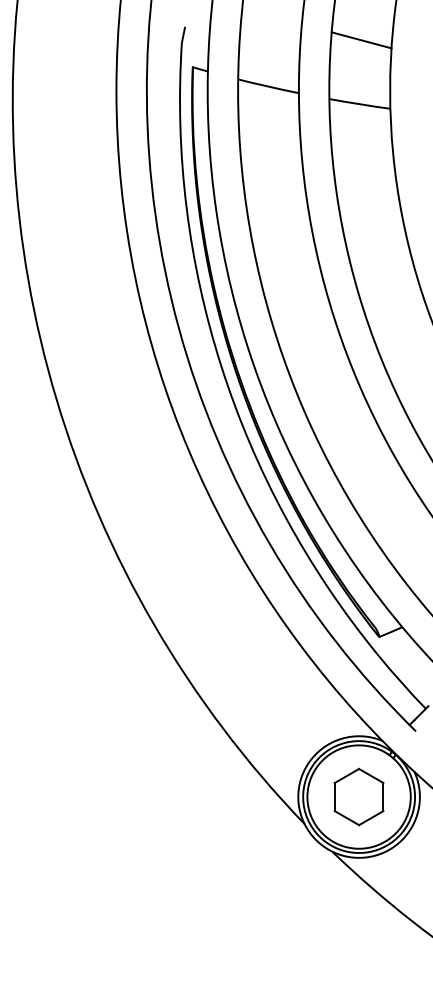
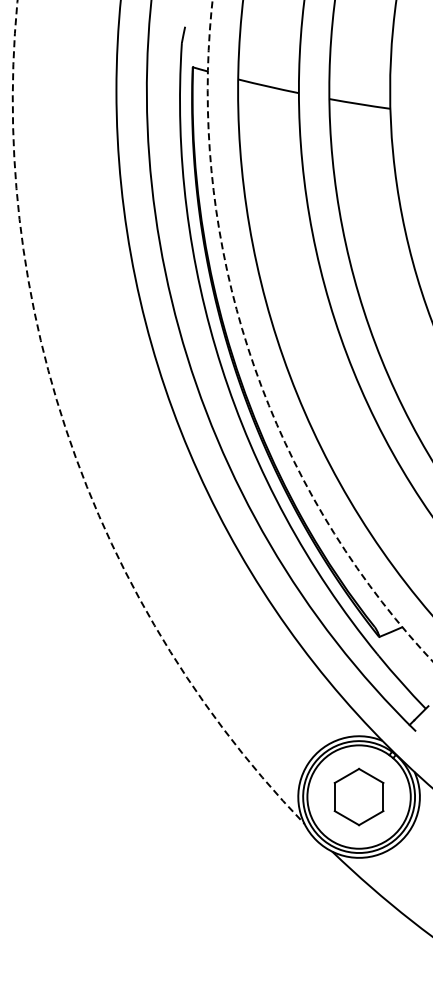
line: present -> none (361, 40)
arc: solid -> dashed (249, 351)
arc: solid -> dashed (71, 444)
